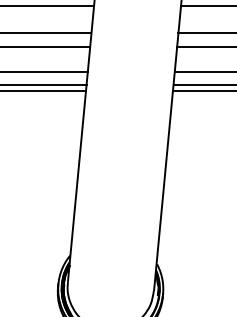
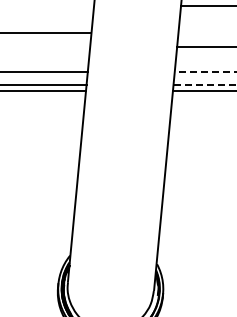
line: present -> none (48, 6)
line: present -> none (205, 33)
line: present -> none (46, 47)
line: solid -> dashed (205, 71)
line: solid -> dashed (205, 85)
